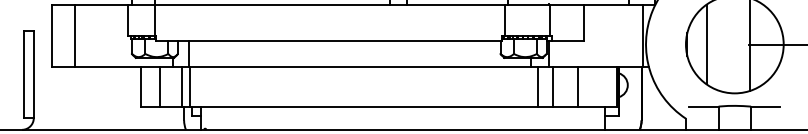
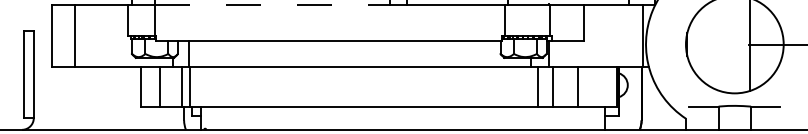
line: solid -> dashed (272, 5)
line: present -> none (706, 44)
